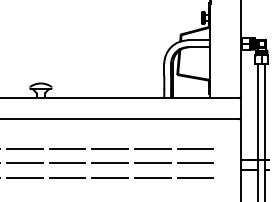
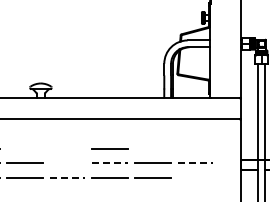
line: present -> none (24, 149)
line: present -> none (67, 149)
line: present -> none (152, 149)
line: present -> none (195, 149)
line: present -> none (67, 163)
line: solid -> dashed (110, 163)
line: solid -> dashed (195, 163)
line: solid -> dashed (67, 177)
line: present -> none (195, 177)
